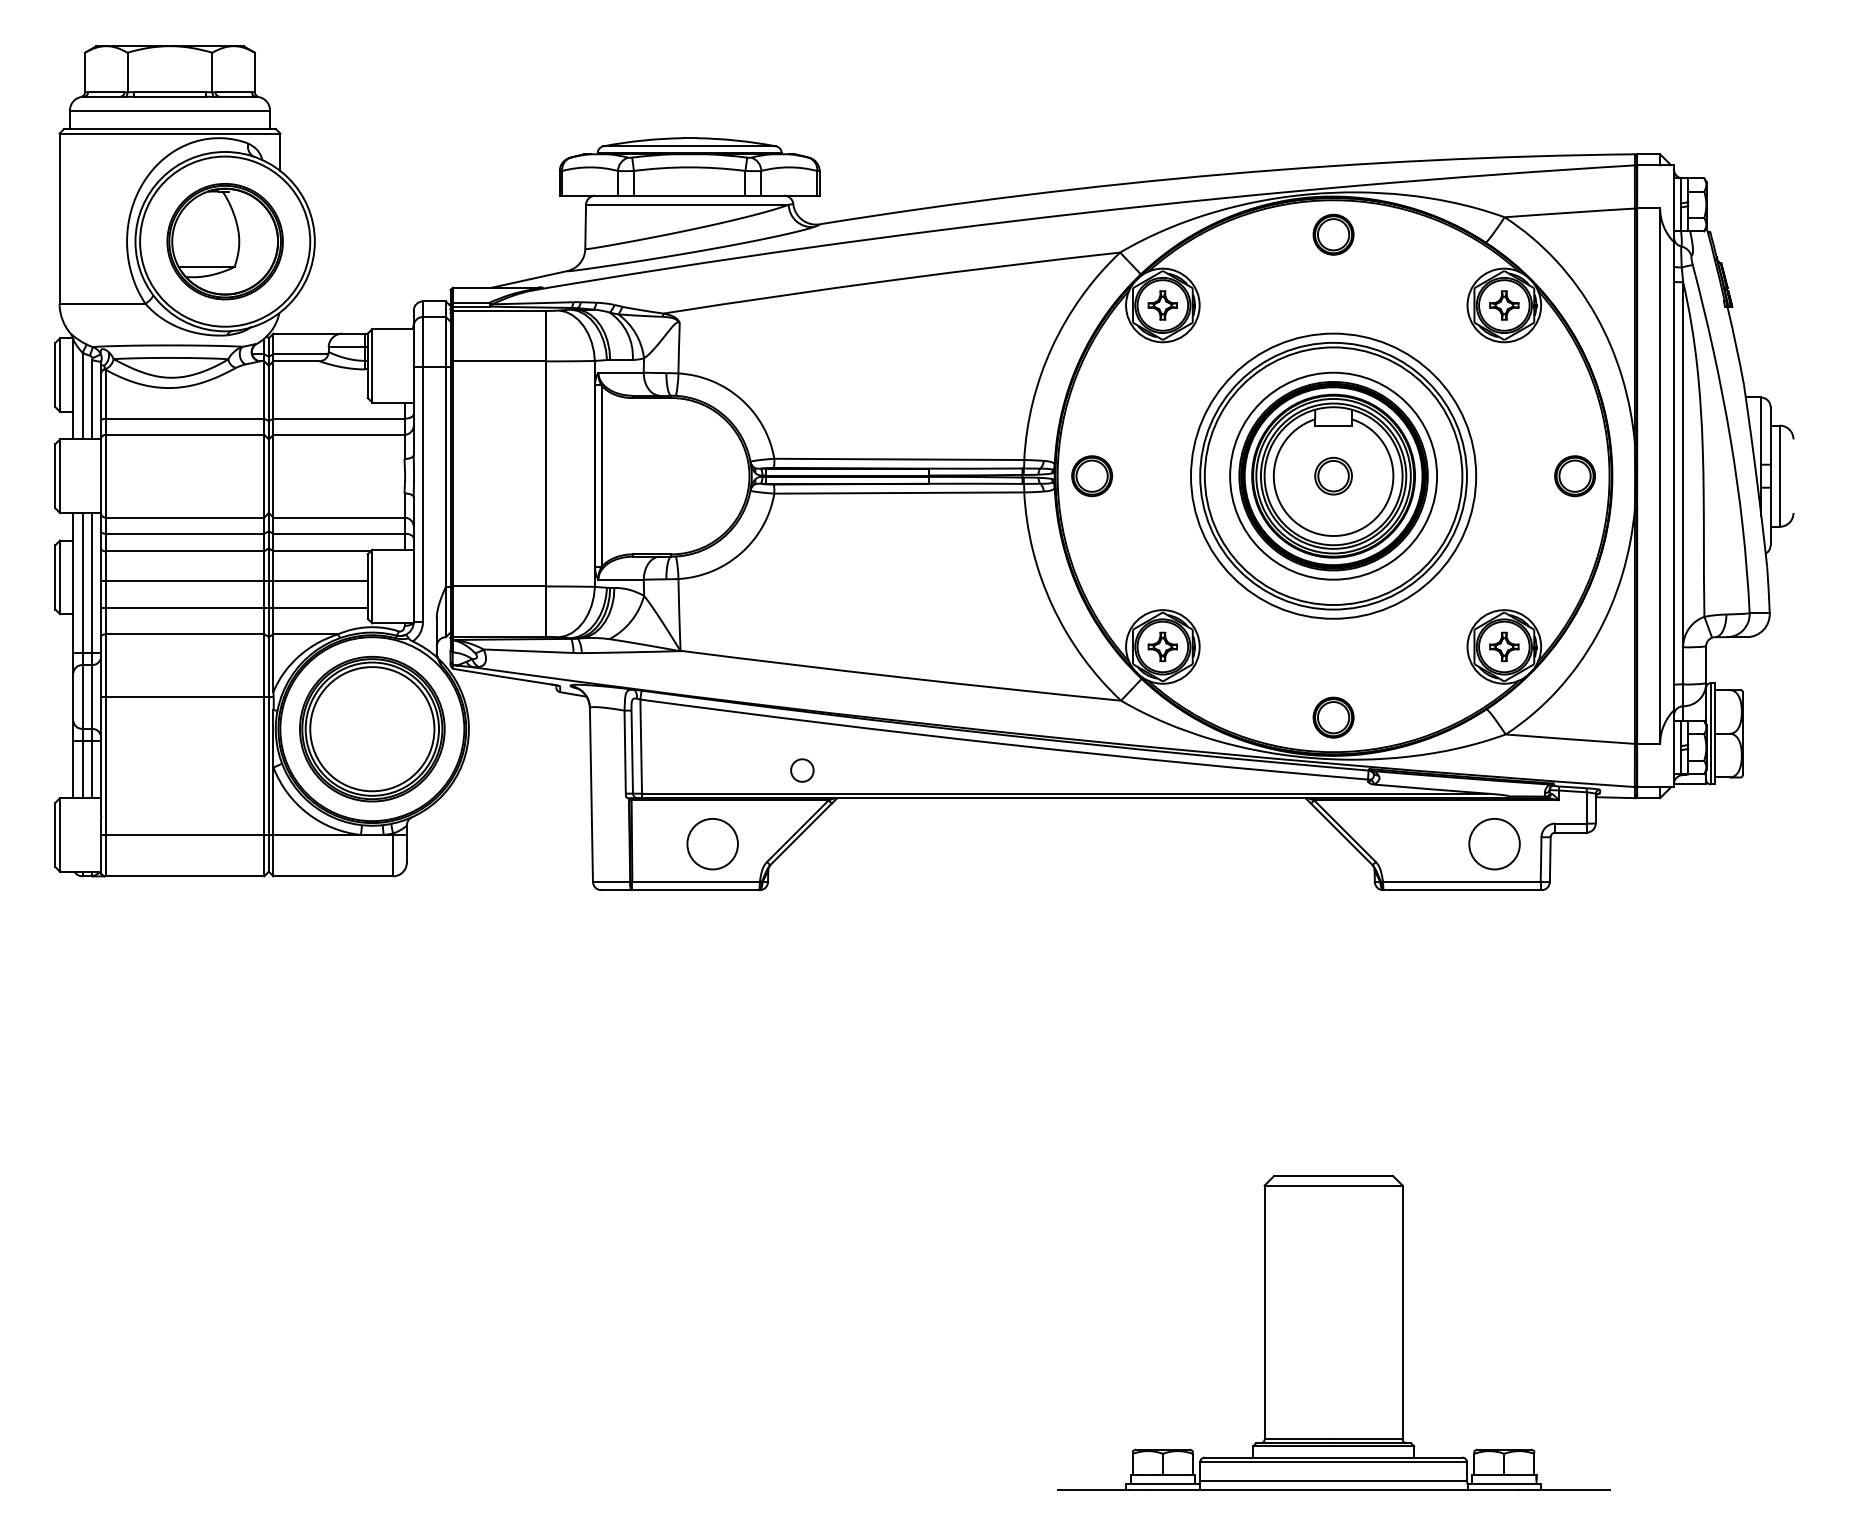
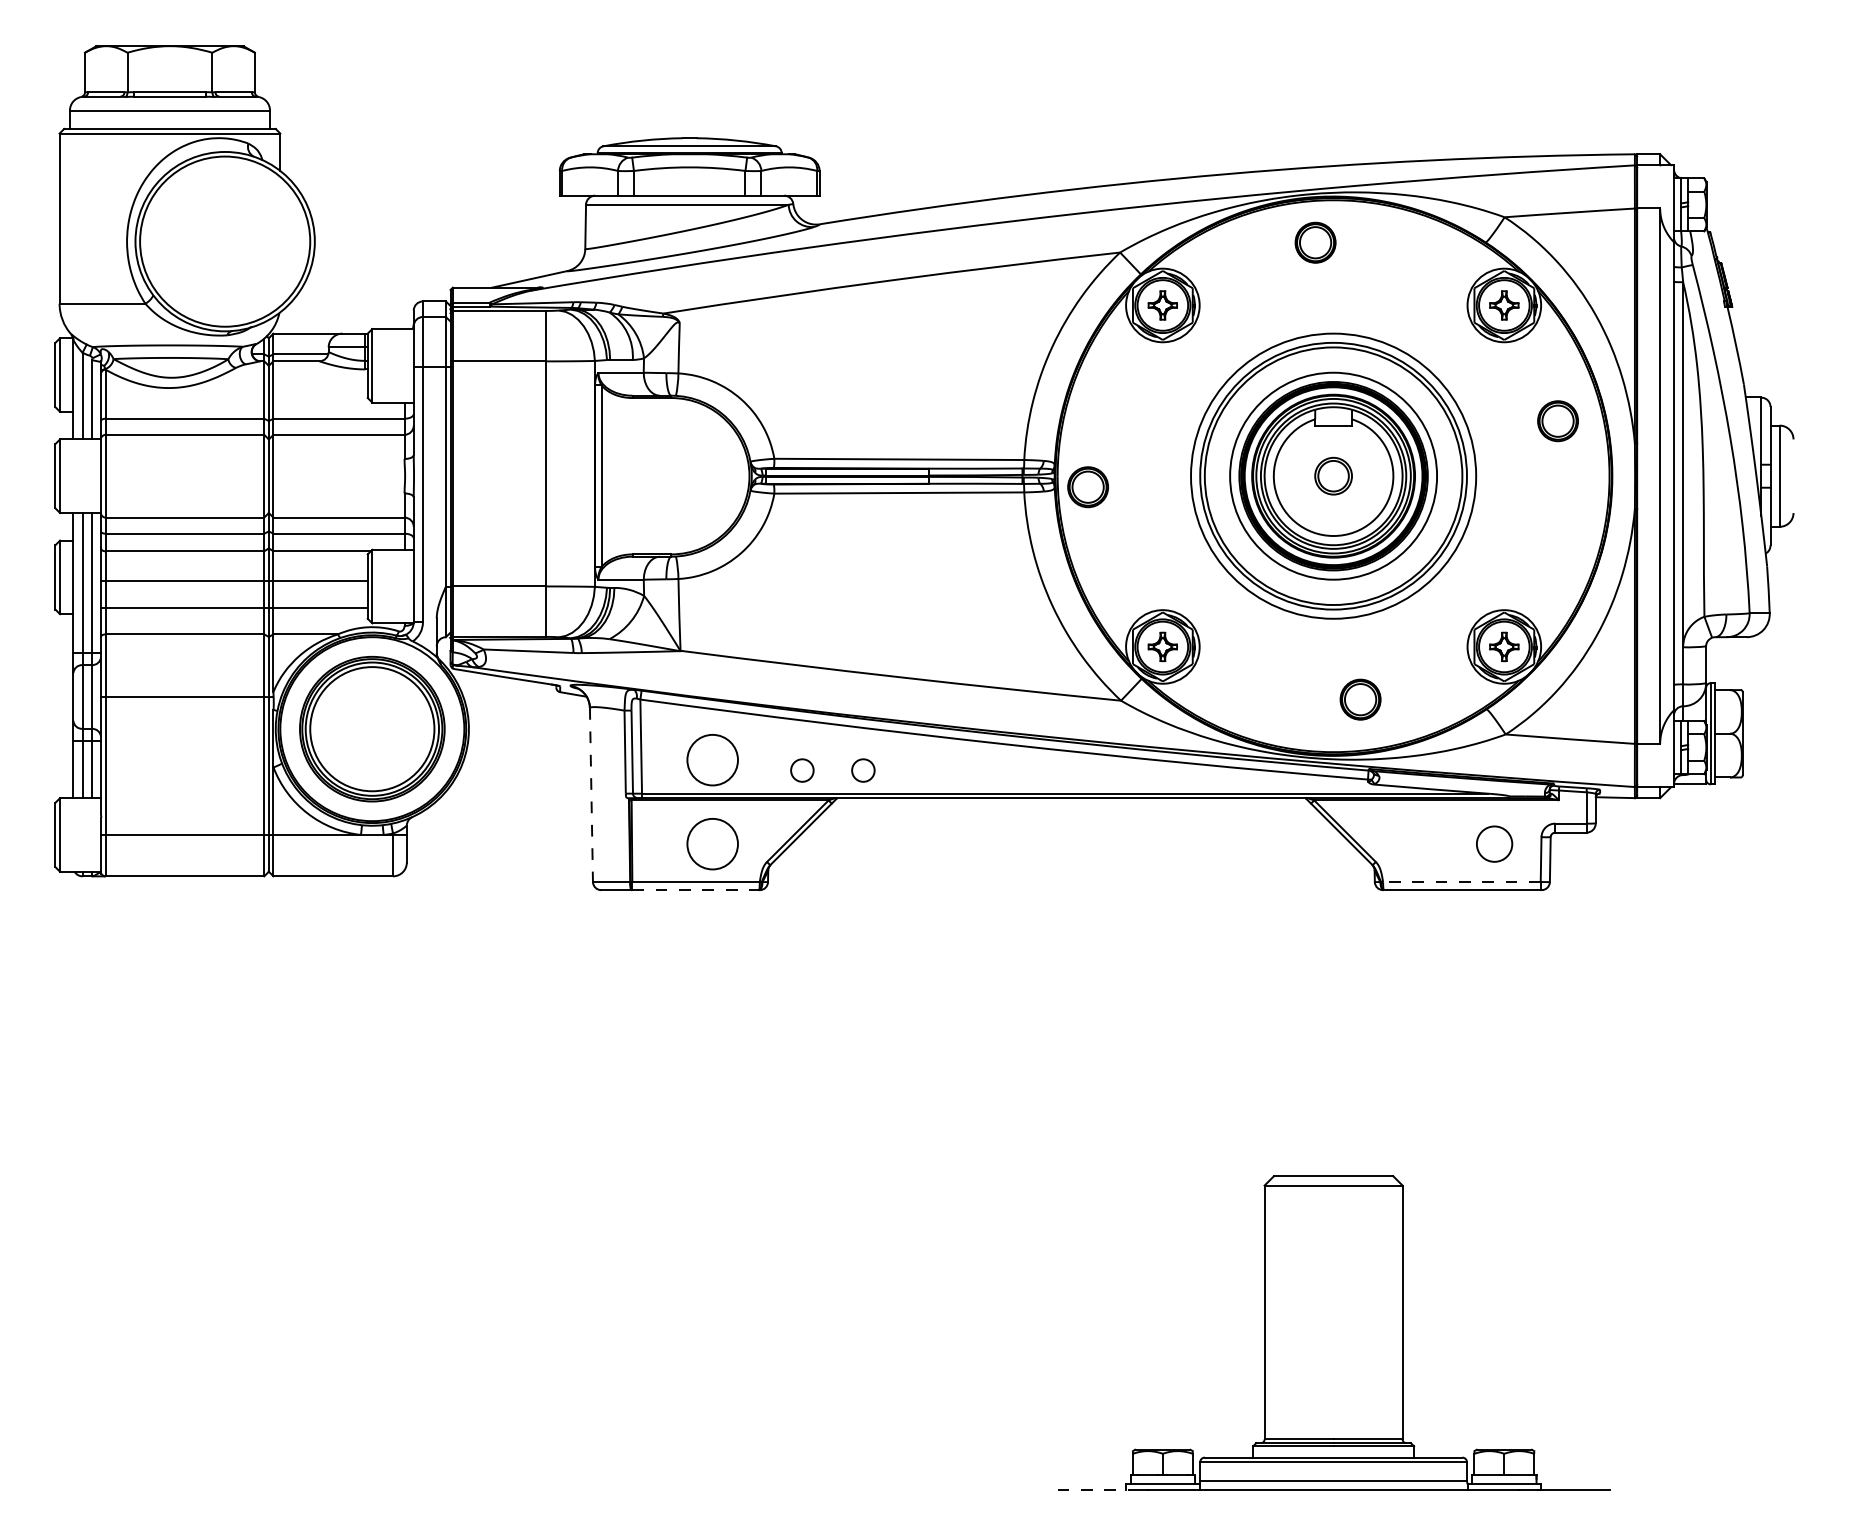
part position: (1333, 234) -> (1315, 242) (1315, 242)
part: present -> none (224, 241)
part position: (1091, 476) -> (1087, 487) (1087, 487)
part position: (1574, 476) -> (1557, 421) (1557, 421)
part position: (1333, 717) -> (1360, 699) (1360, 699)
circle: none -> present (712, 760)
circle: none -> present (863, 770)
line: solid -> dashed (591, 795)
circle diameter: 51 px -> 35 px (1494, 843)
line: solid -> dashed (1461, 882)
line: solid -> dashed (696, 890)
line: solid -> dashed (1093, 1489)
